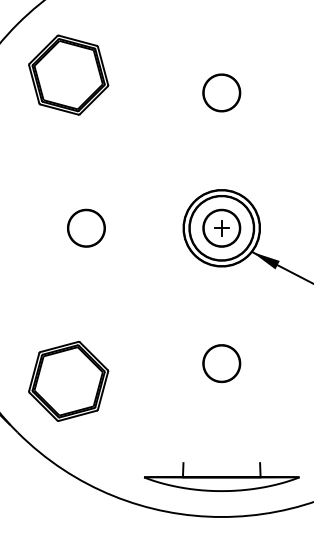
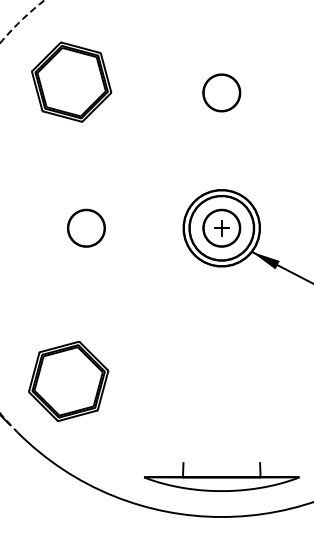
arc: solid -> dashed (12, 29)
part position: (68, 74) -> (71, 81) (71, 81)
part: present -> none (221, 363)
